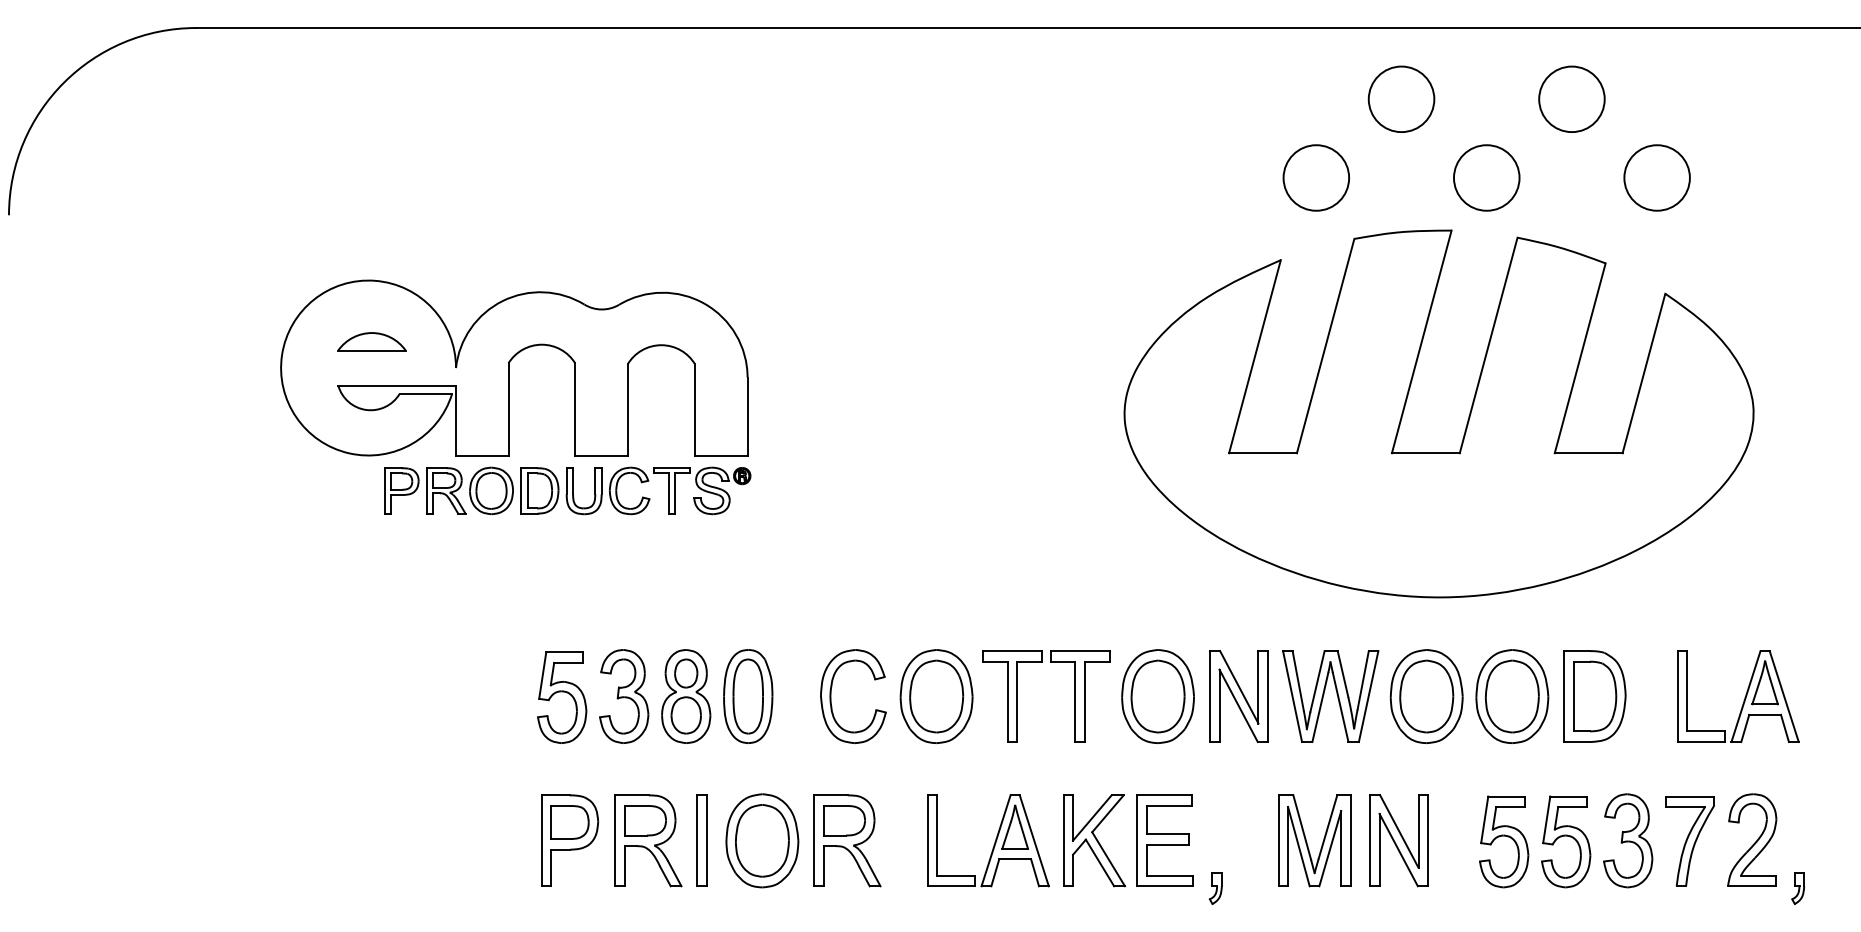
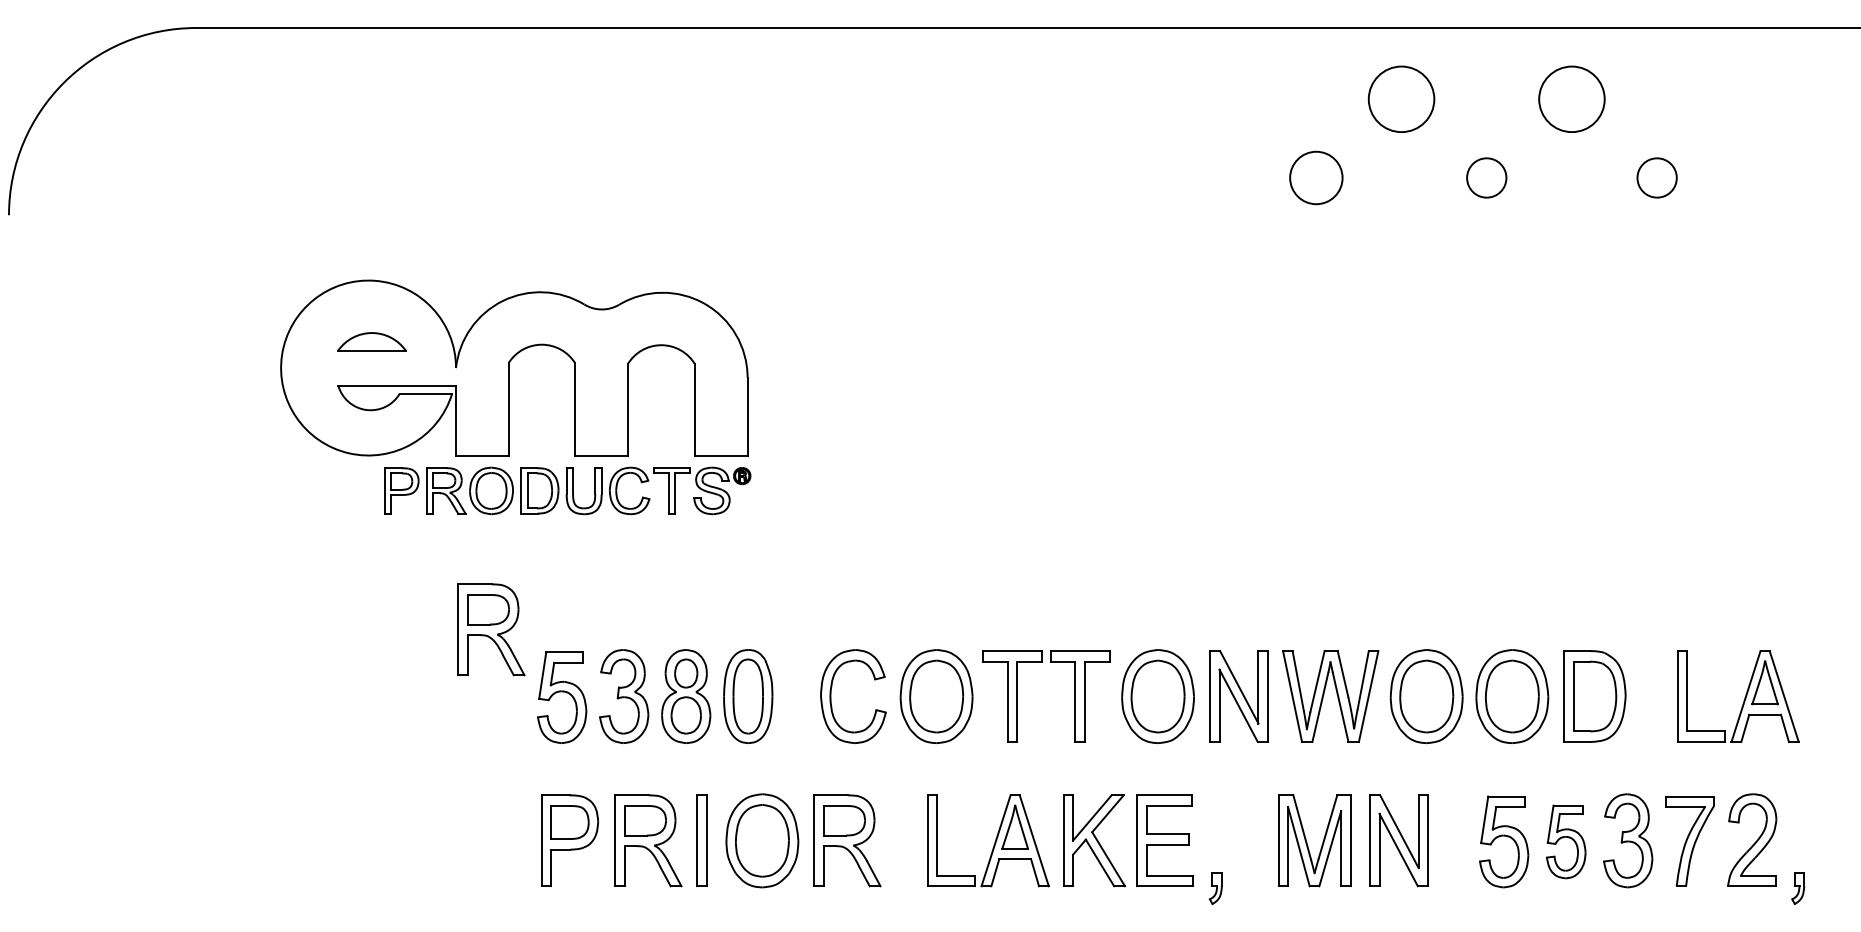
circle diameter: 66 px -> 52 px (1316, 177)
circle diameter: 66 px -> 39 px (1486, 177)
circle diameter: 66 px -> 39 px (1656, 177)
part: present -> none (1467, 419)
part: none -> present (491, 629)
part size: 51x94 px -> 41x76 px (1566, 841)
